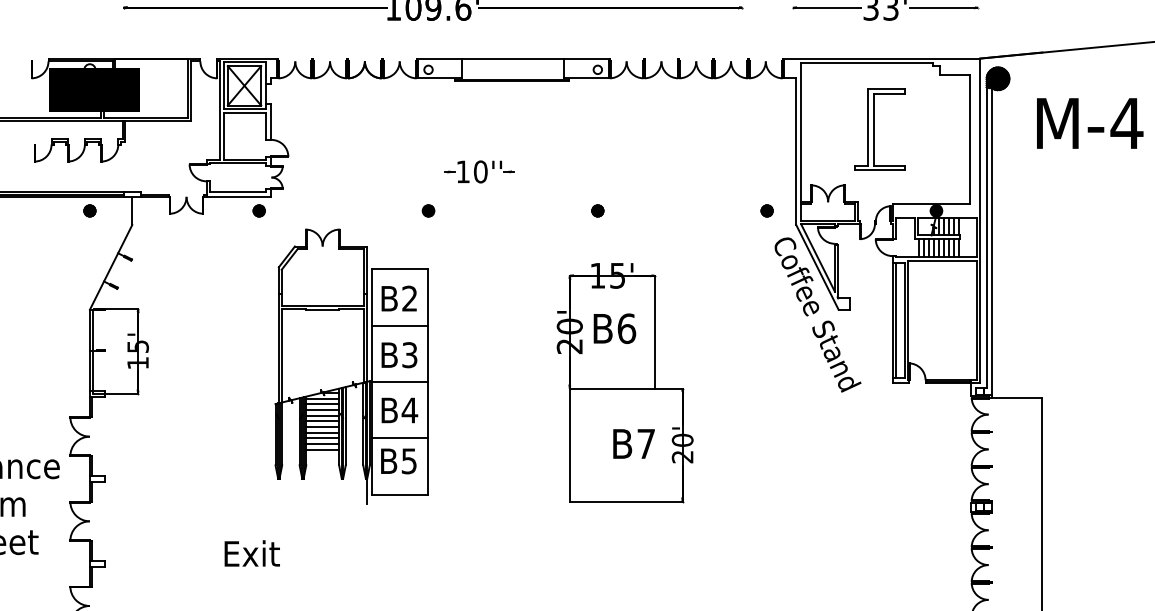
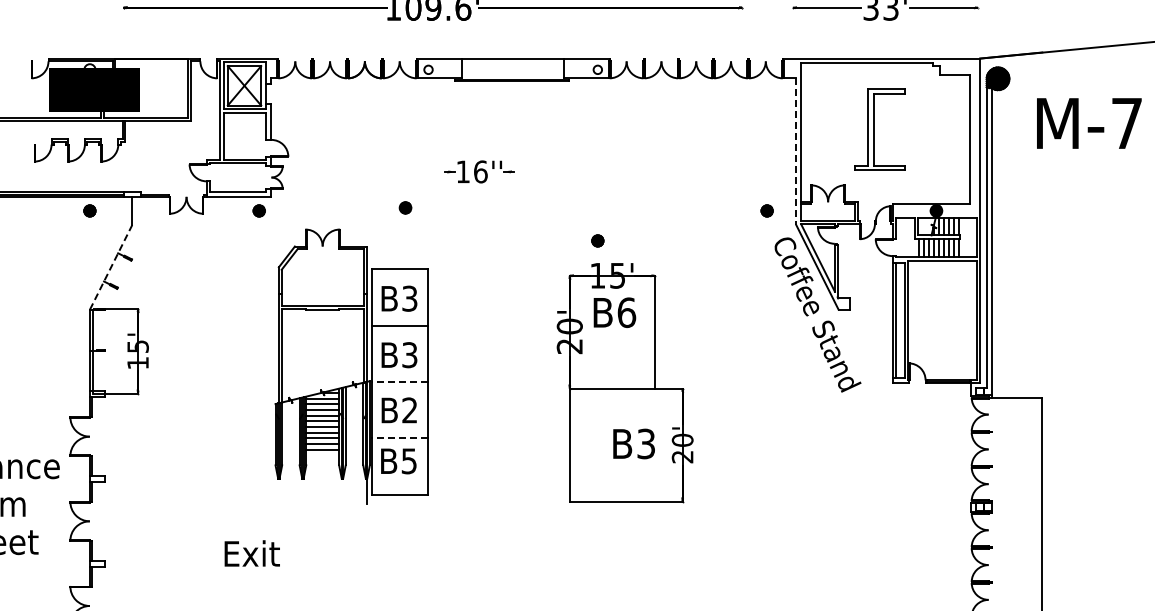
text: M-4 -> M-7 (1126, 123)
line: solid -> dashed (796, 152)
text: 10'' -> 16'' (480, 171)
part position: (428, 210) -> (405, 207) (405, 207)
part position: (597, 210) -> (597, 240) (597, 240)
line: solid -> dashed (111, 266)
text: B2 -> B3 (409, 298)
text position: (614, 328) -> (614, 312) (614, 312)
line: solid -> dashed (399, 381)
text: B4 -> B2 (409, 410)
line: solid -> dashed (399, 438)
text: B7 -> B3 (645, 443)
